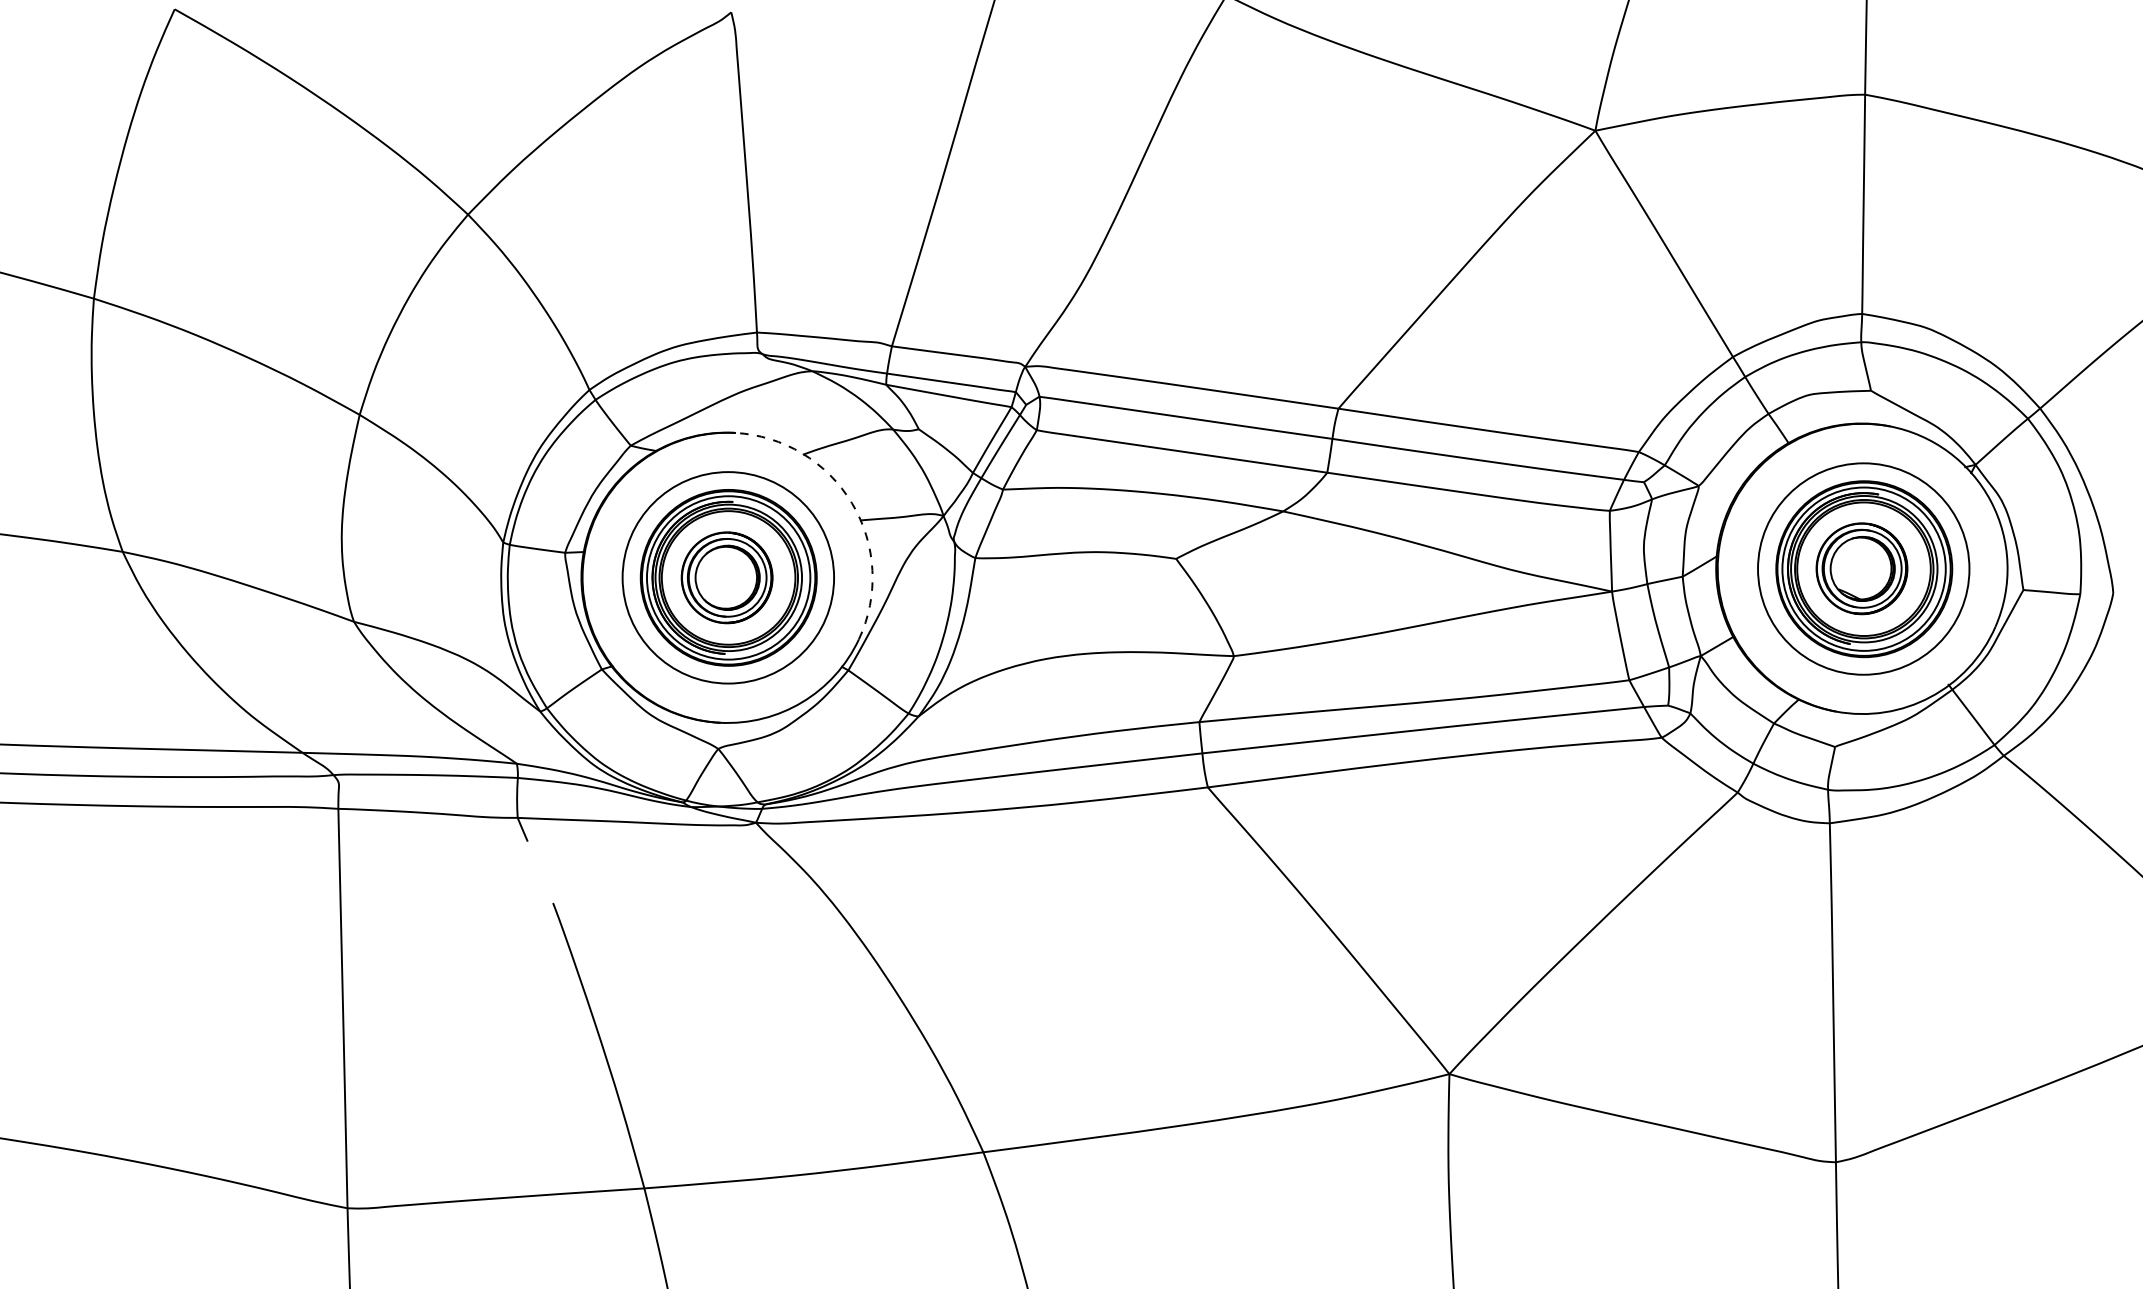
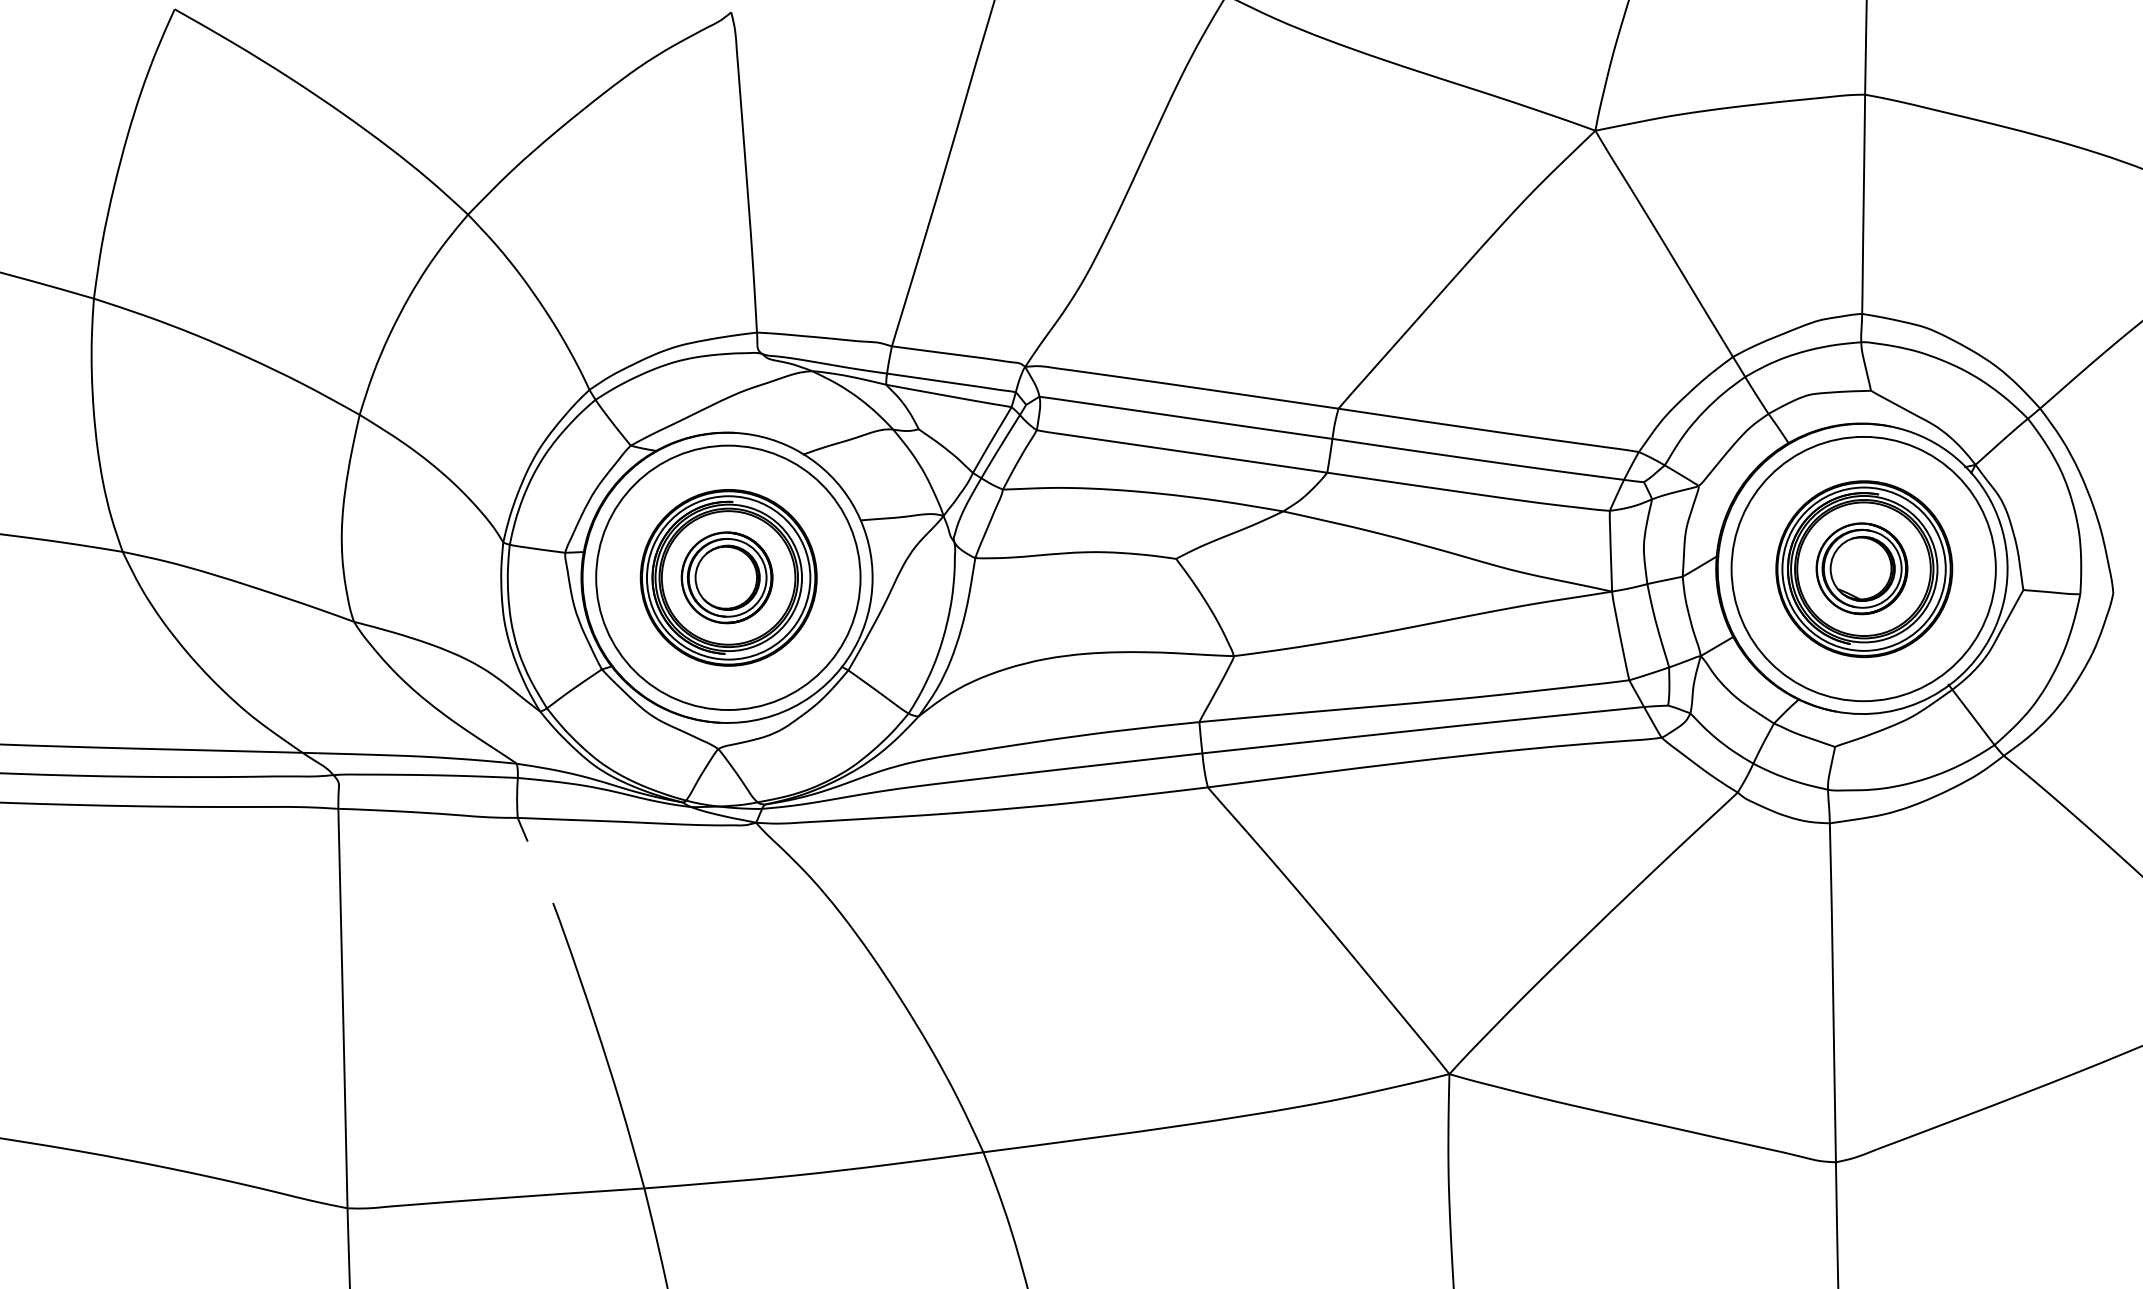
arc: dashed -> solid (851, 503)
circle diameter: 211 px -> 264 px (1863, 568)
circle diameter: 211 px -> 264 px (728, 577)
